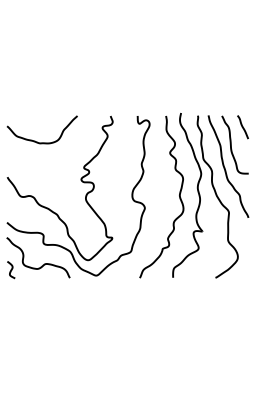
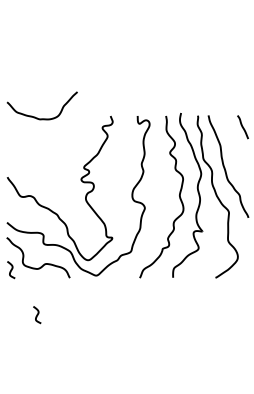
curve position: (35, 140) -> (35, 116) (35, 116)
curve: present -> none (231, 144)
curve: none -> present (37, 315)
